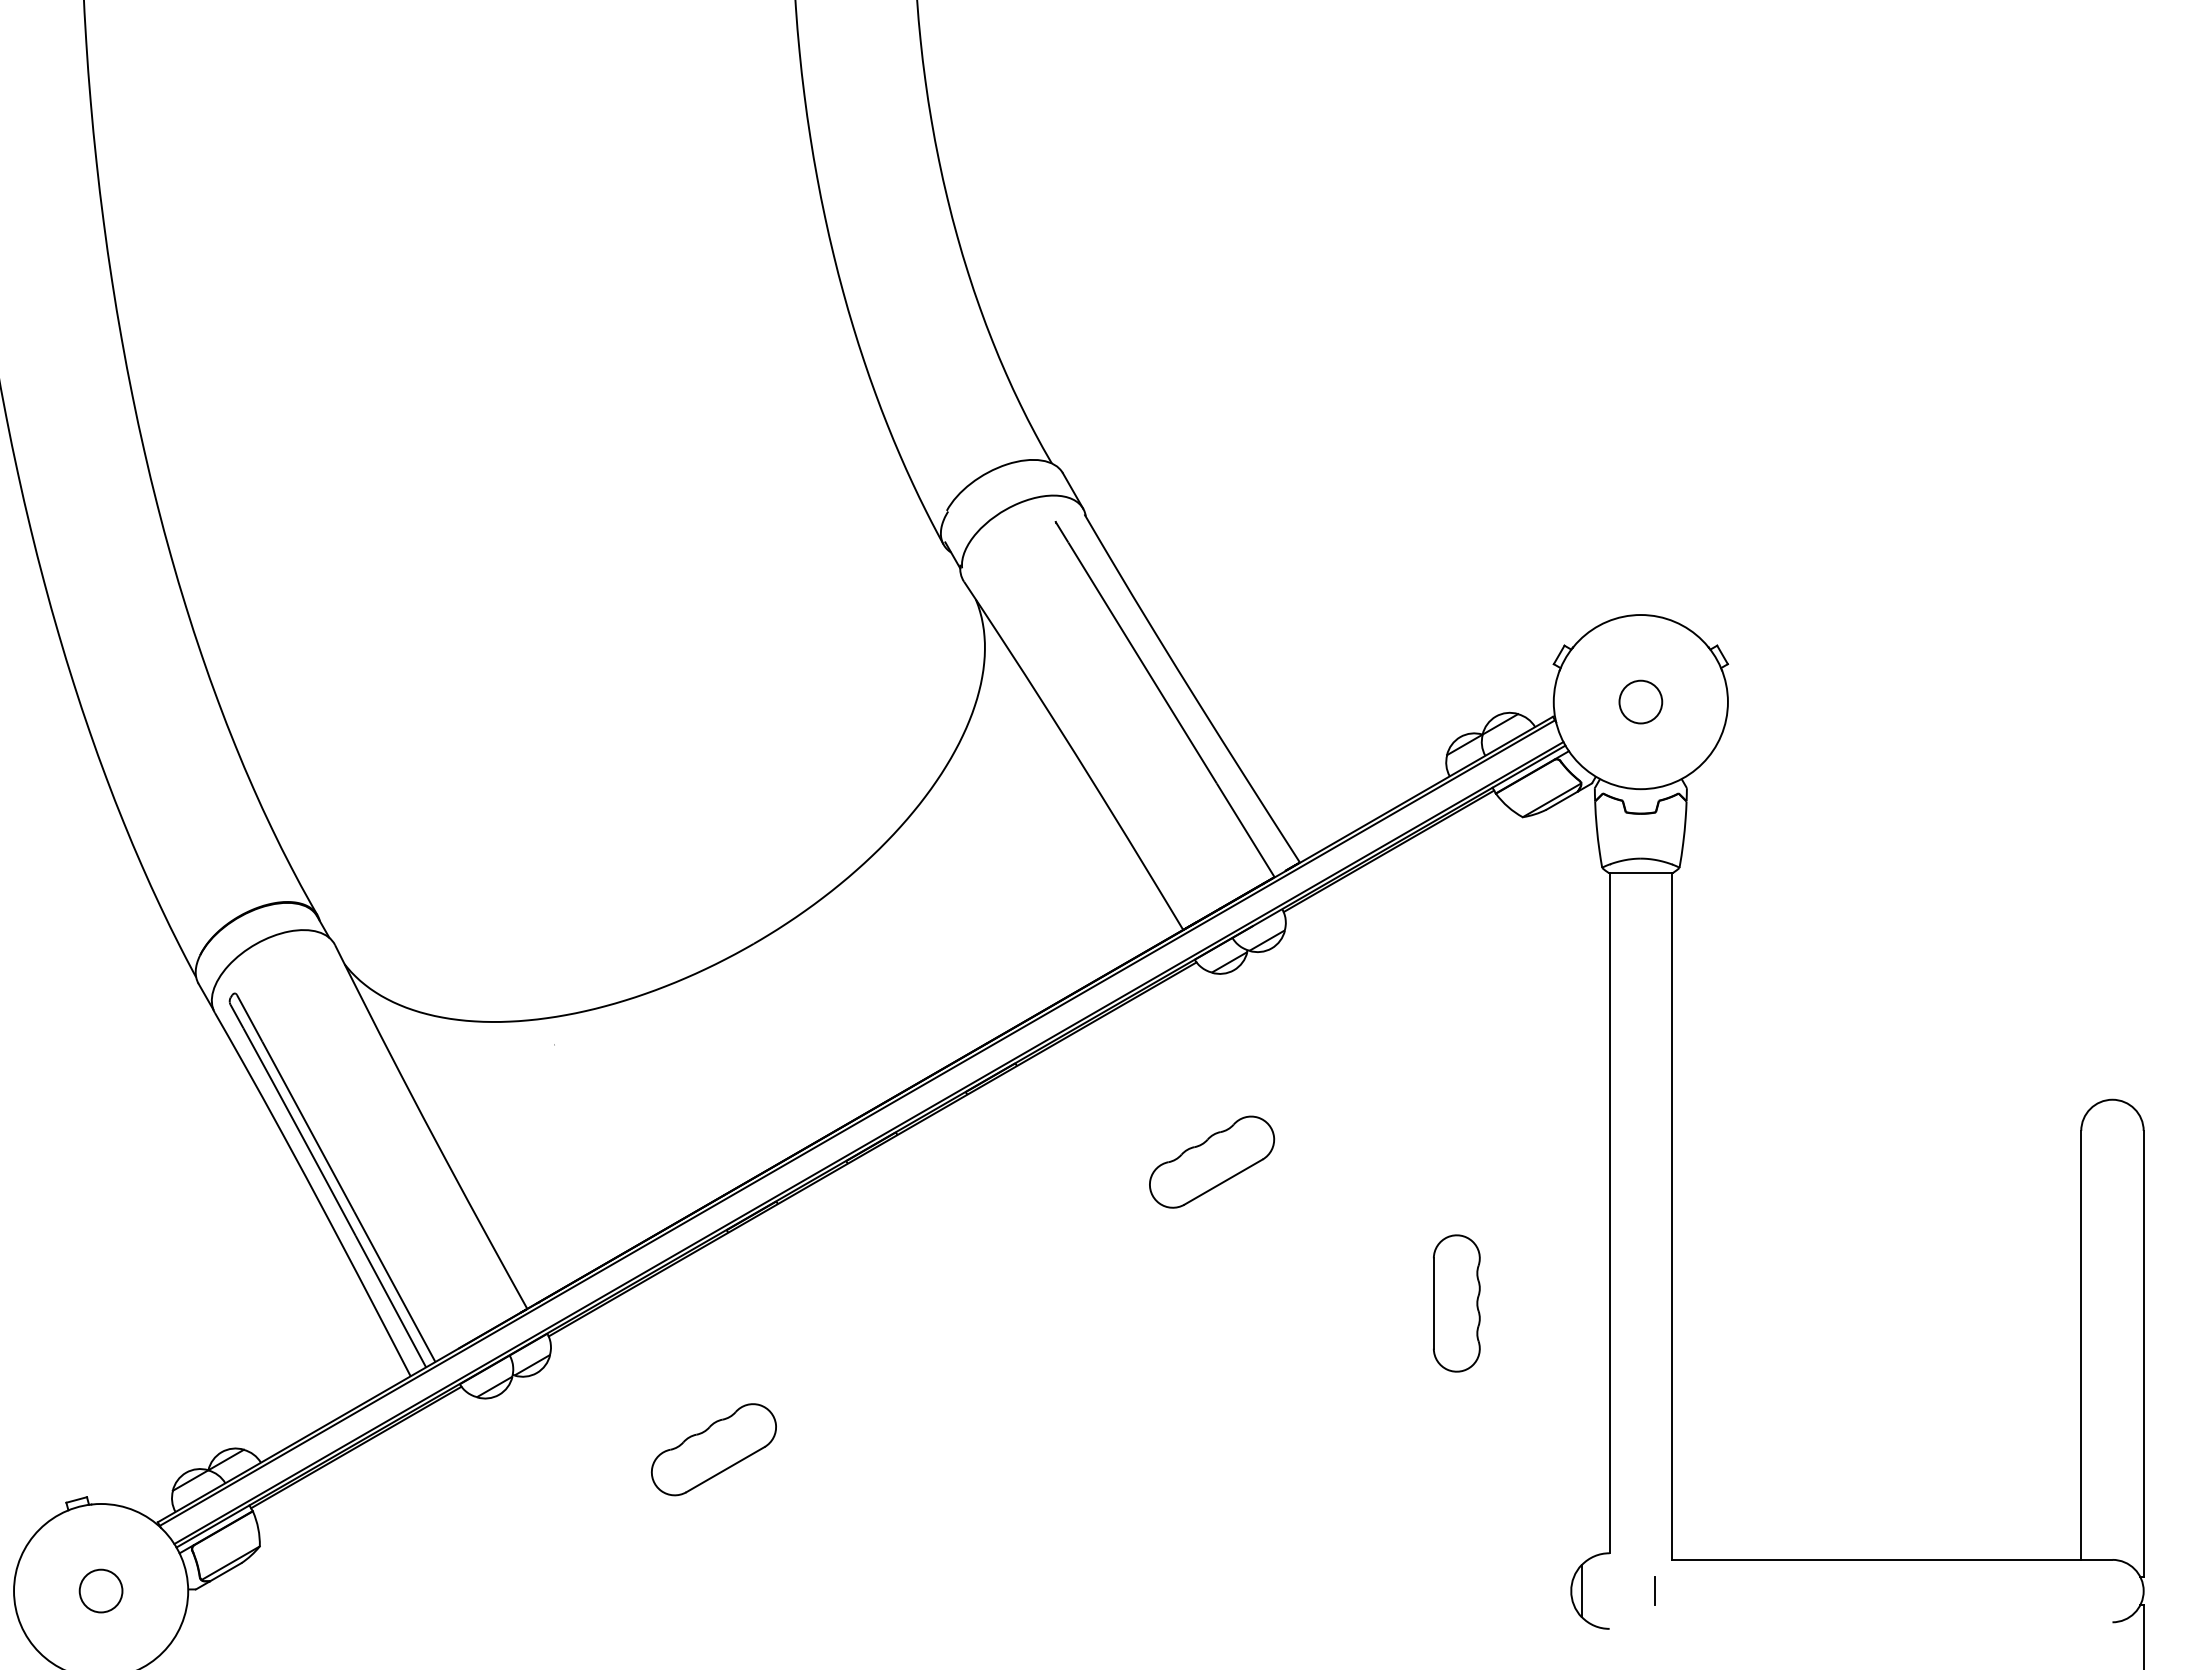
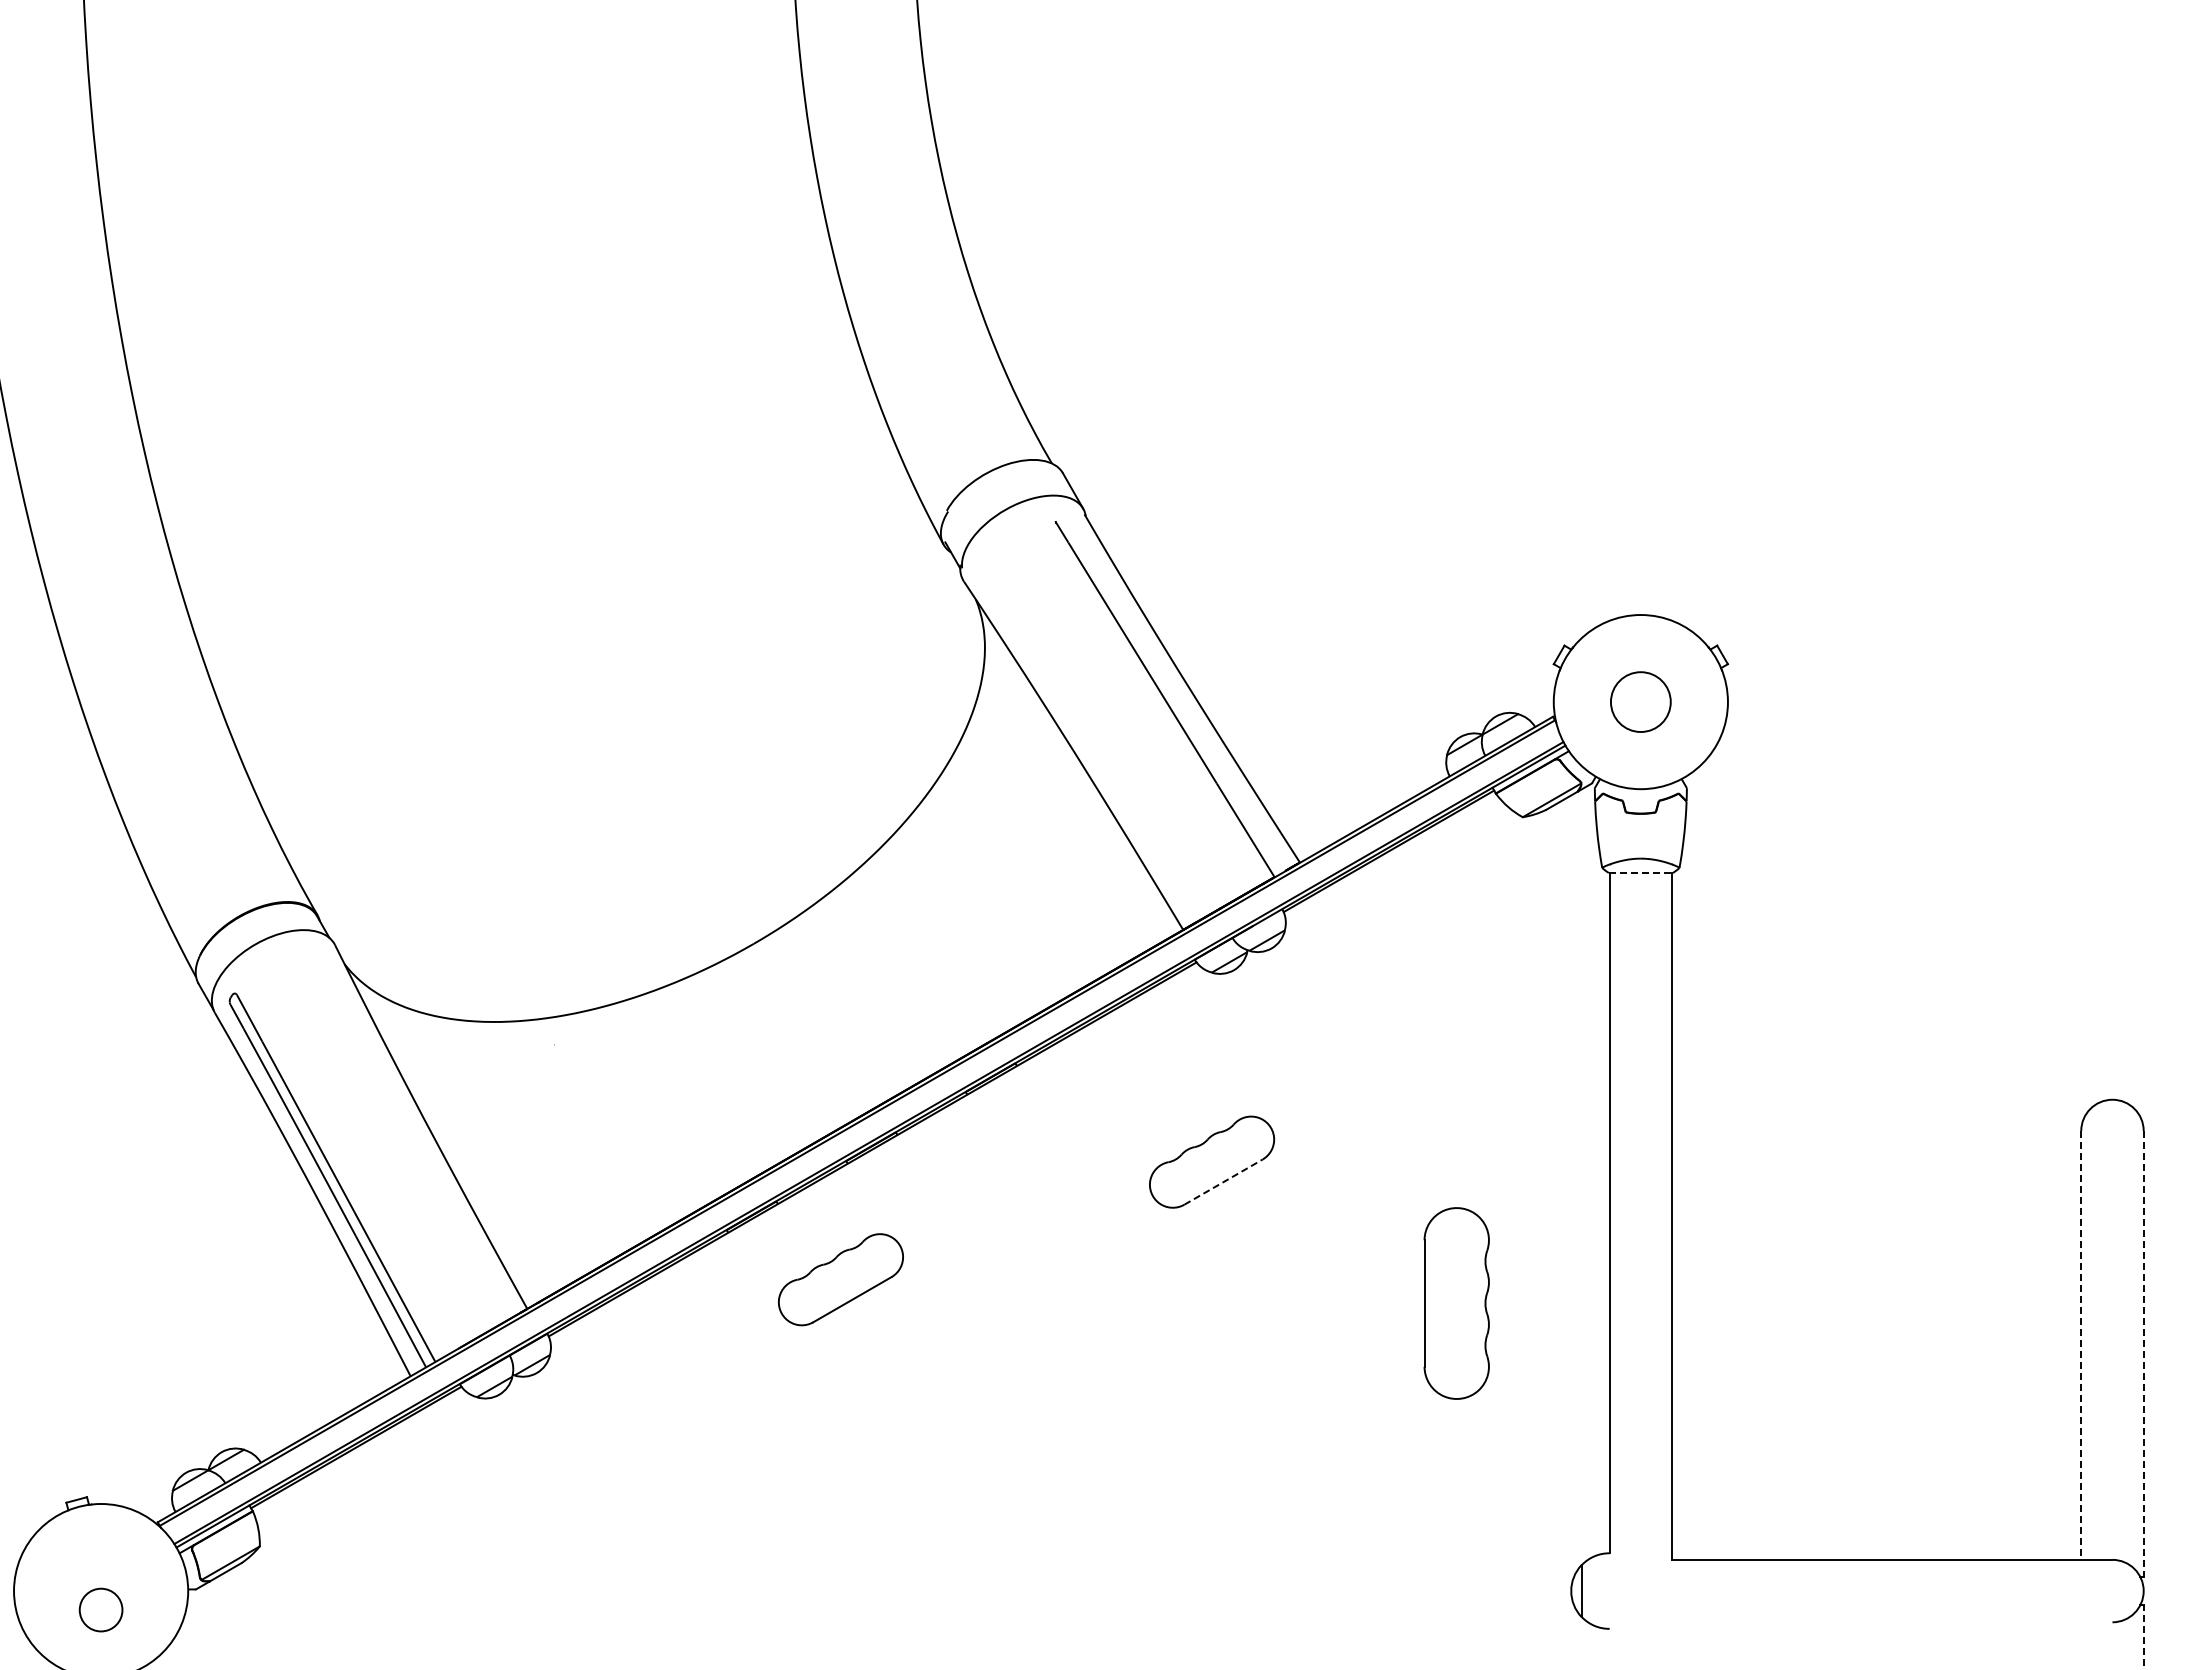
circle diameter: 43 px -> 60 px (1640, 702)
line: solid -> dashed (1641, 873)
line: solid -> dashed (1223, 1181)
part size: 48x139 px -> 67x193 px (1456, 1303)
line: solid -> dashed (2081, 1345)
line: solid -> dashed (2143, 1354)
part position: (713, 1449) -> (840, 1279) (840, 1279)
circle position: (100, 1590) -> (100, 1609) (100, 1609)
line: present -> none (1654, 1591)
line: solid -> dashed (2143, 1636)
